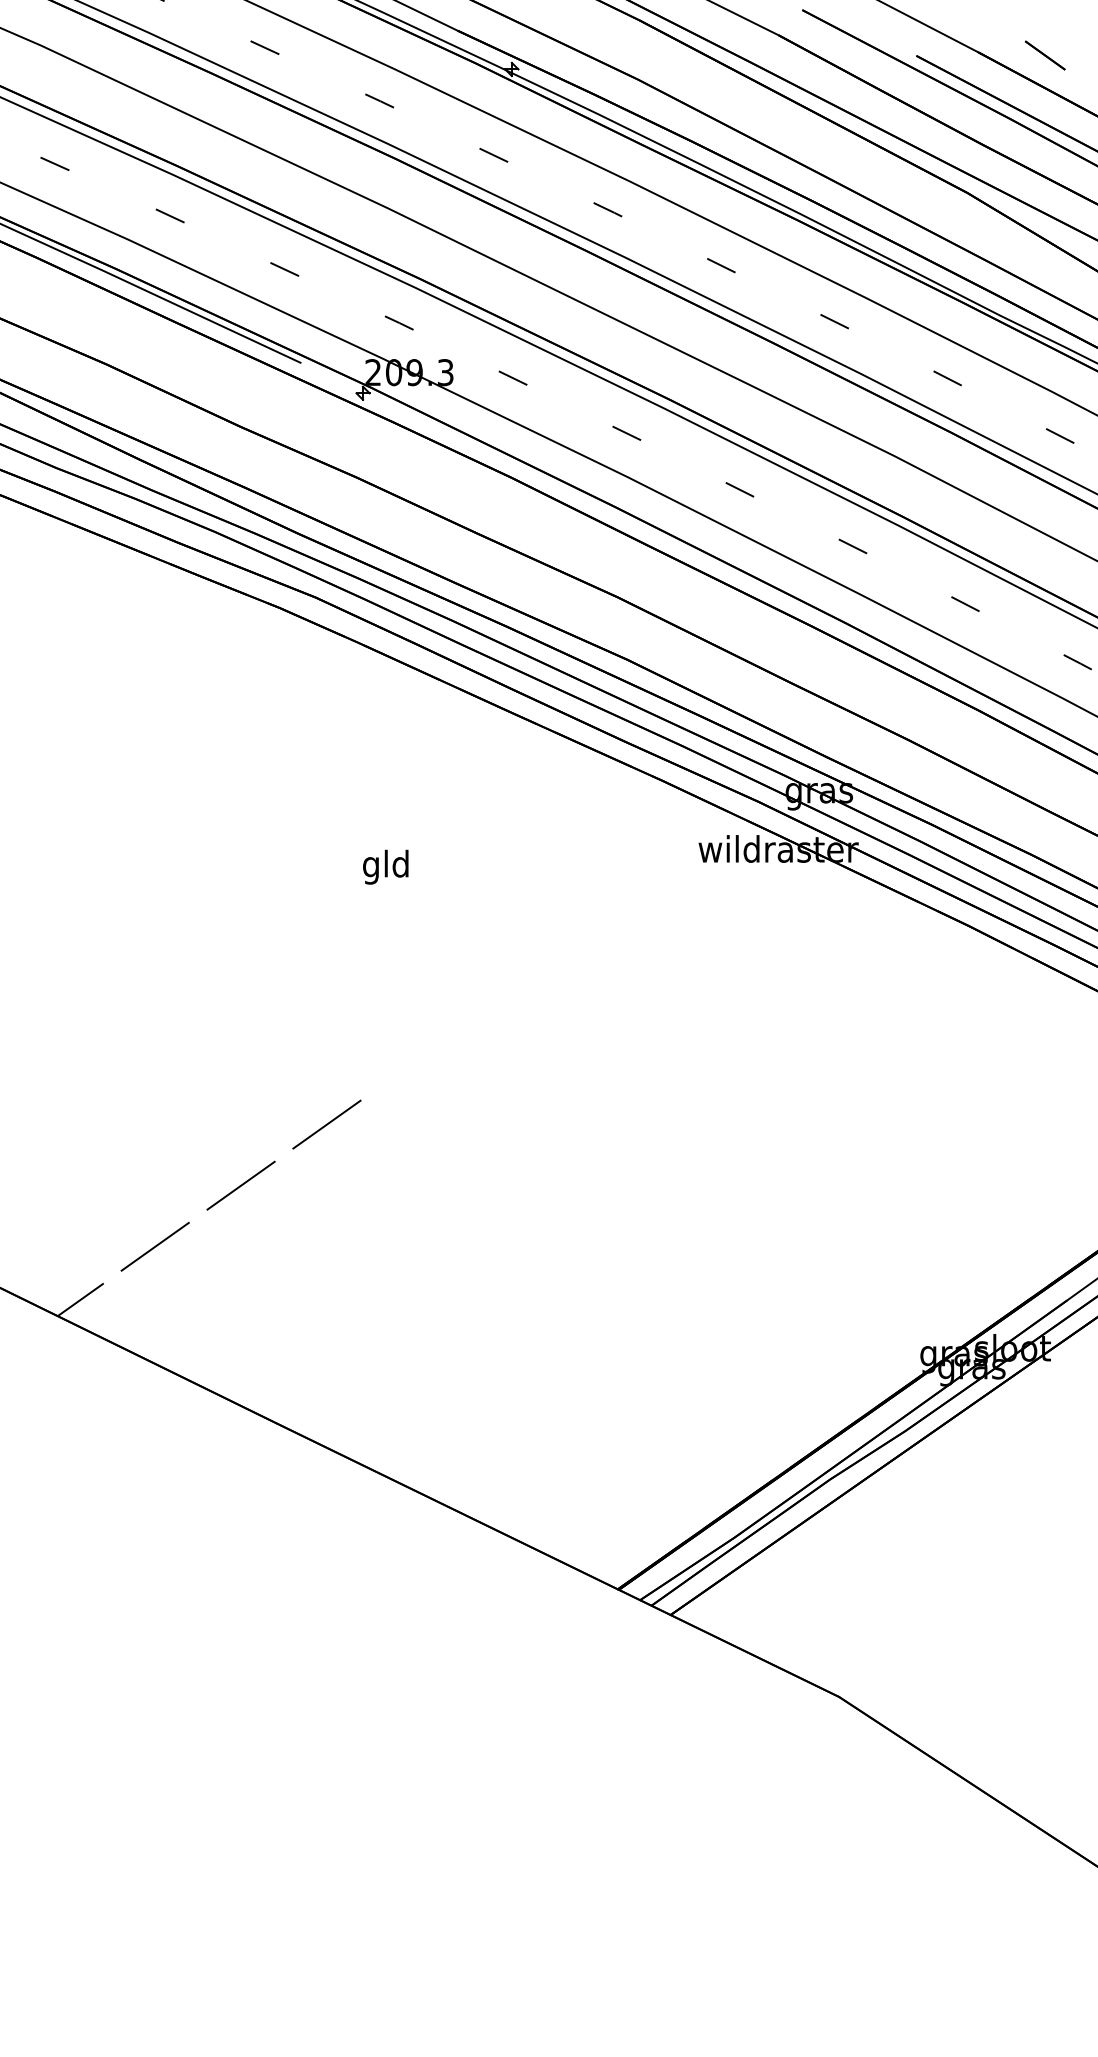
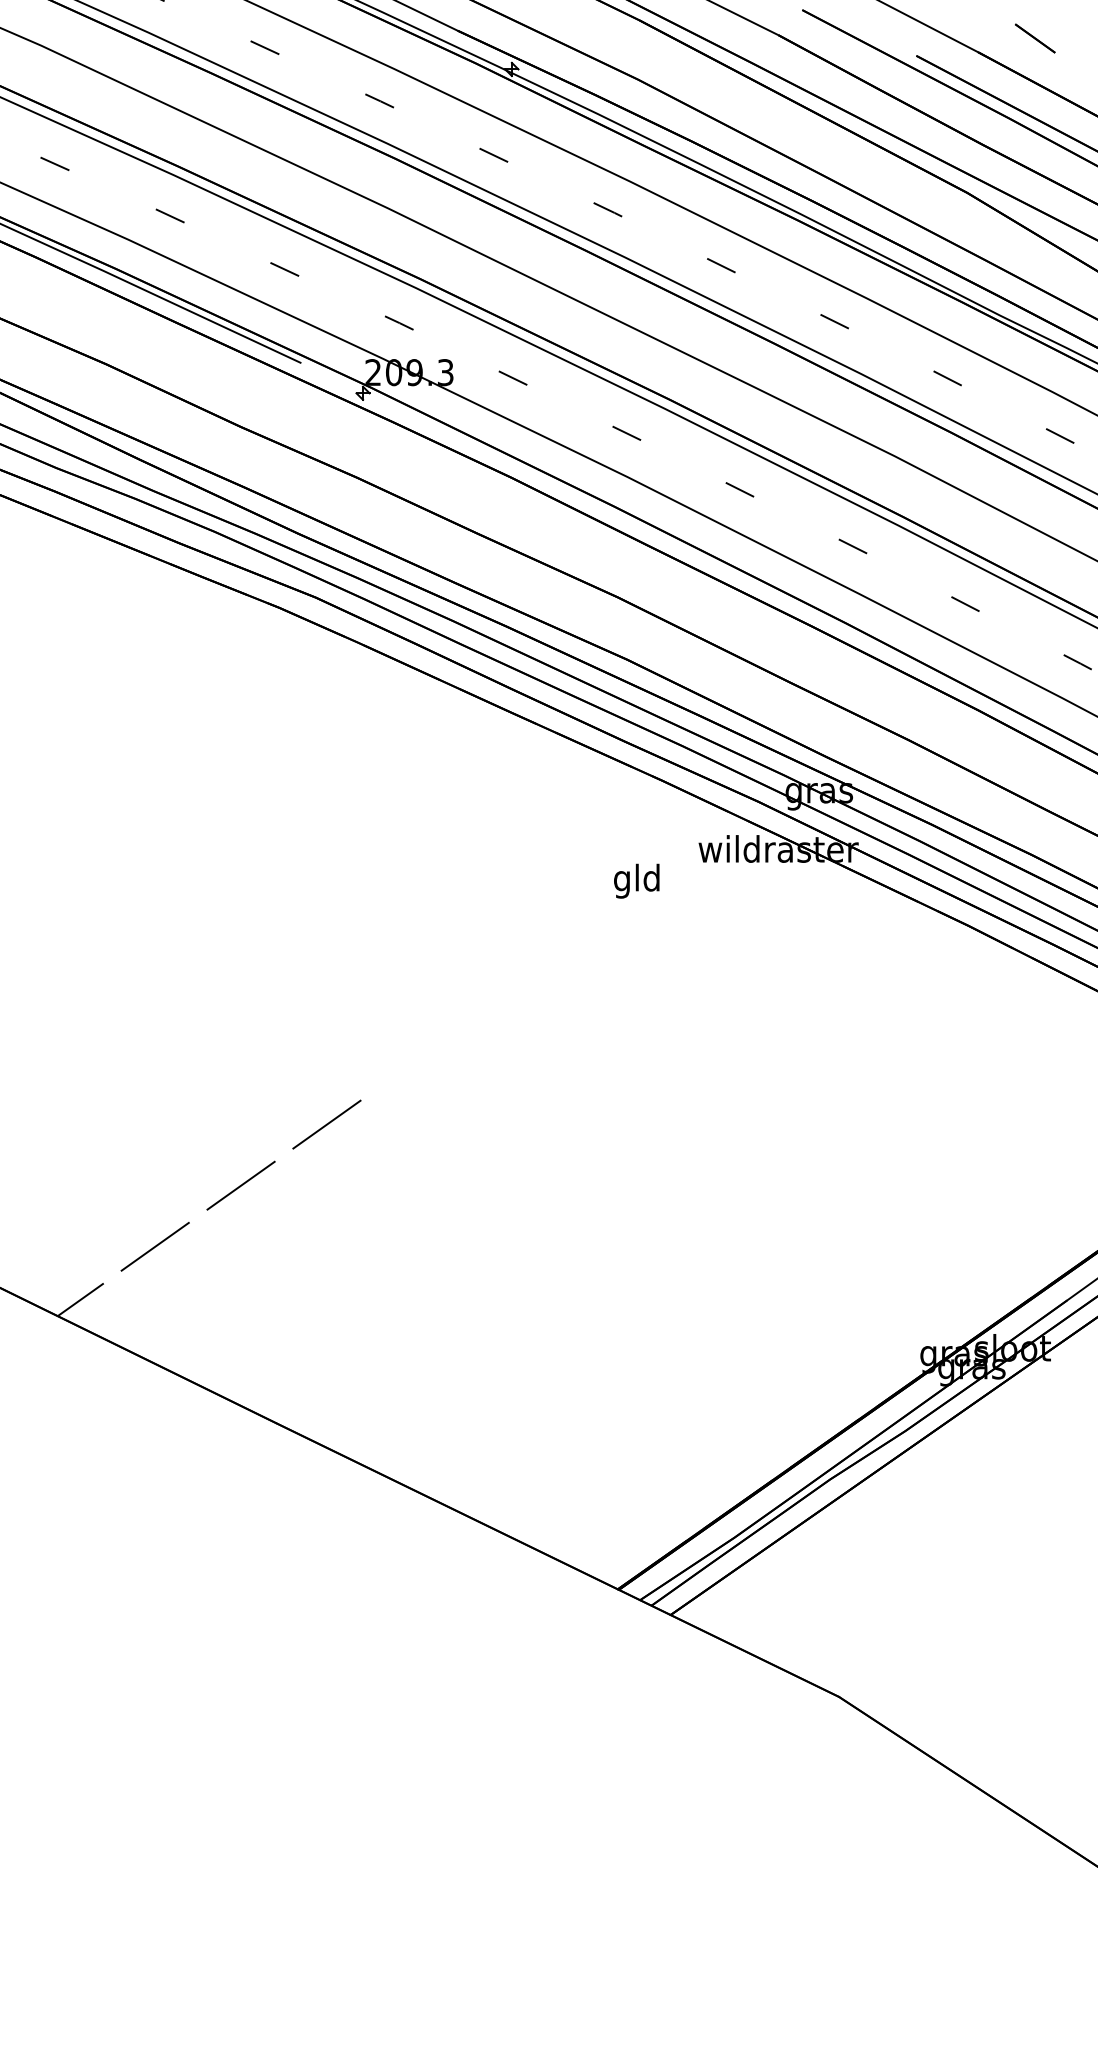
line position: (1045, 55) -> (1035, 38) (1035, 38)
text position: (385, 866) -> (636, 880) (636, 880)
